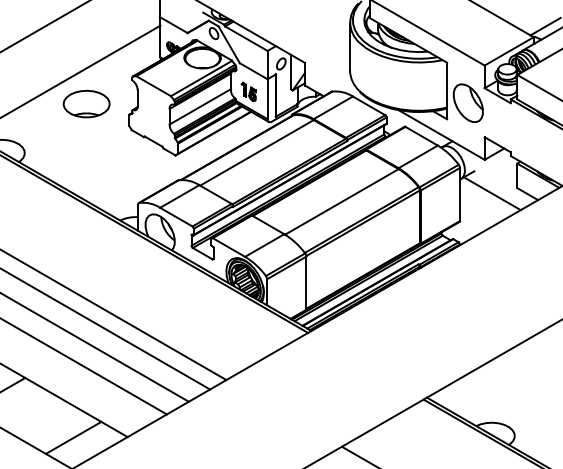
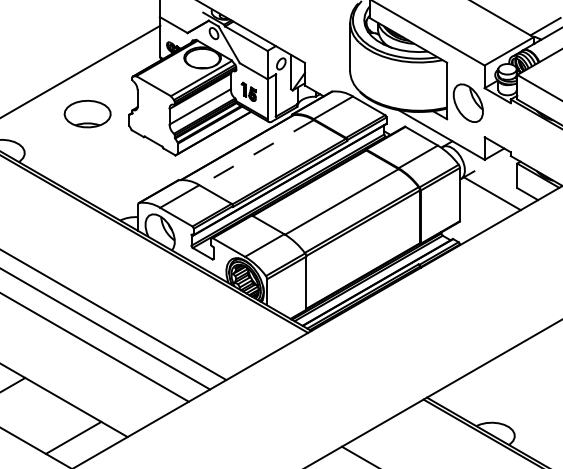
line: present -> none (44, 26)
part position: (86, 103) -> (87, 113) (87, 113)
line: solid -> dashed (256, 152)
line: present -> none (84, 366)
